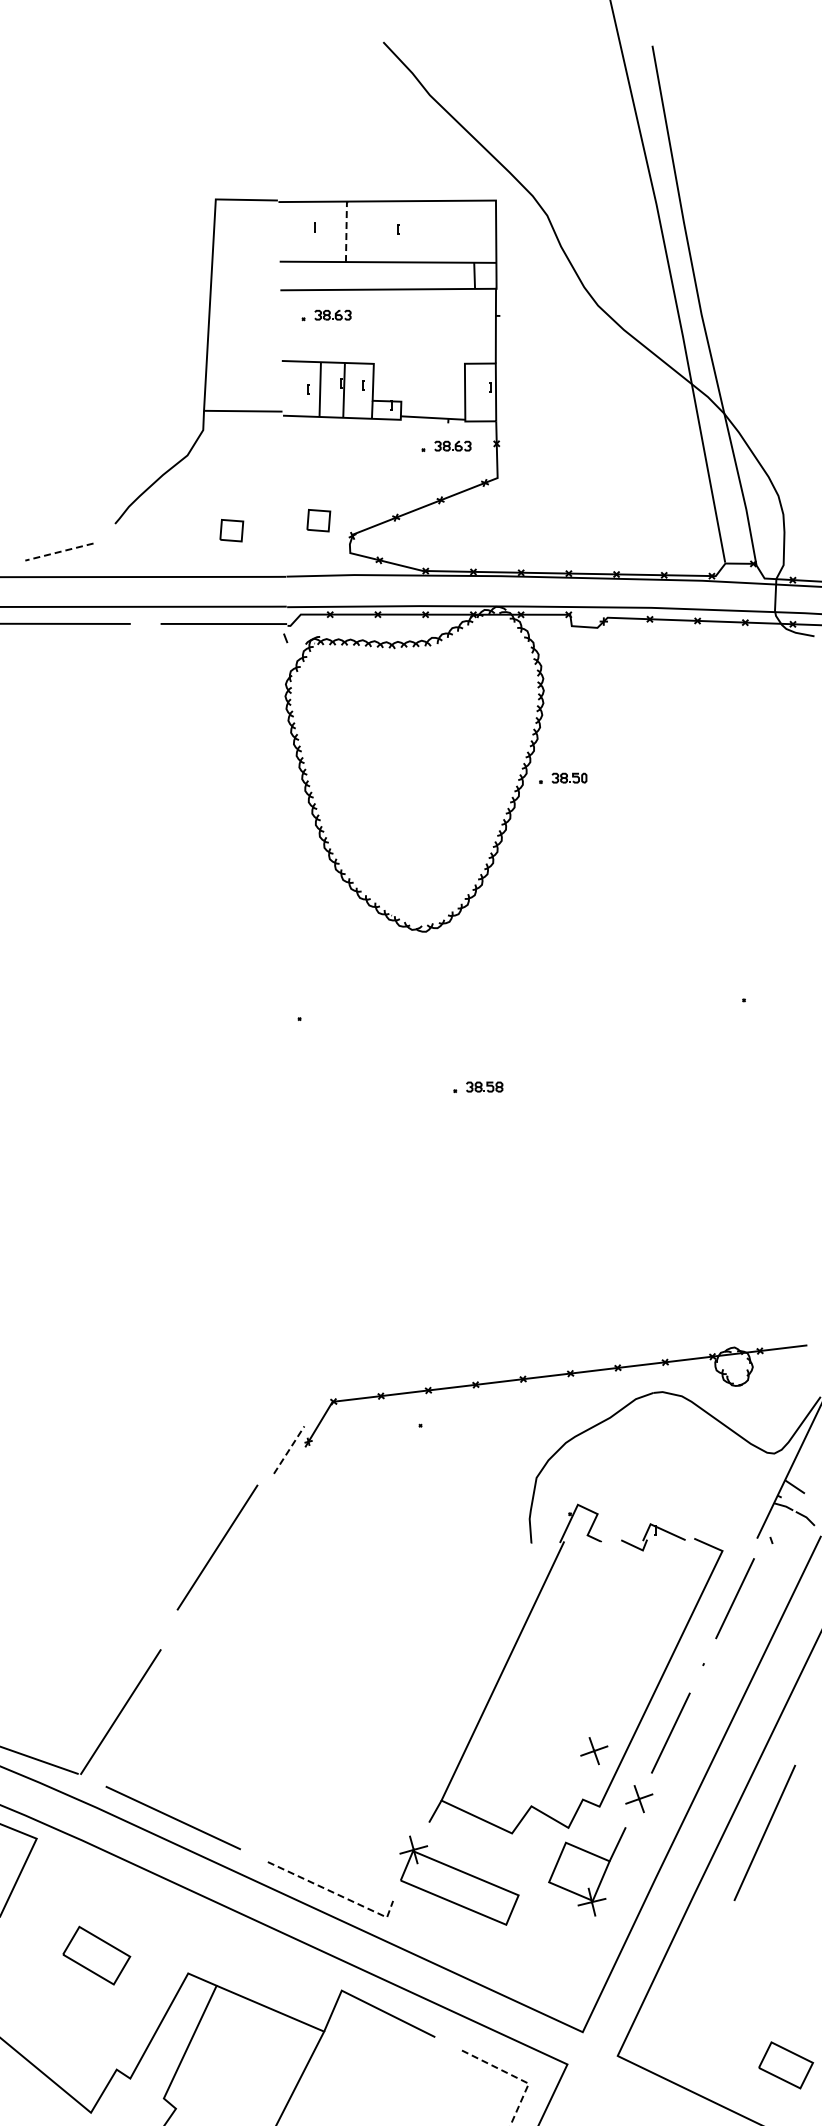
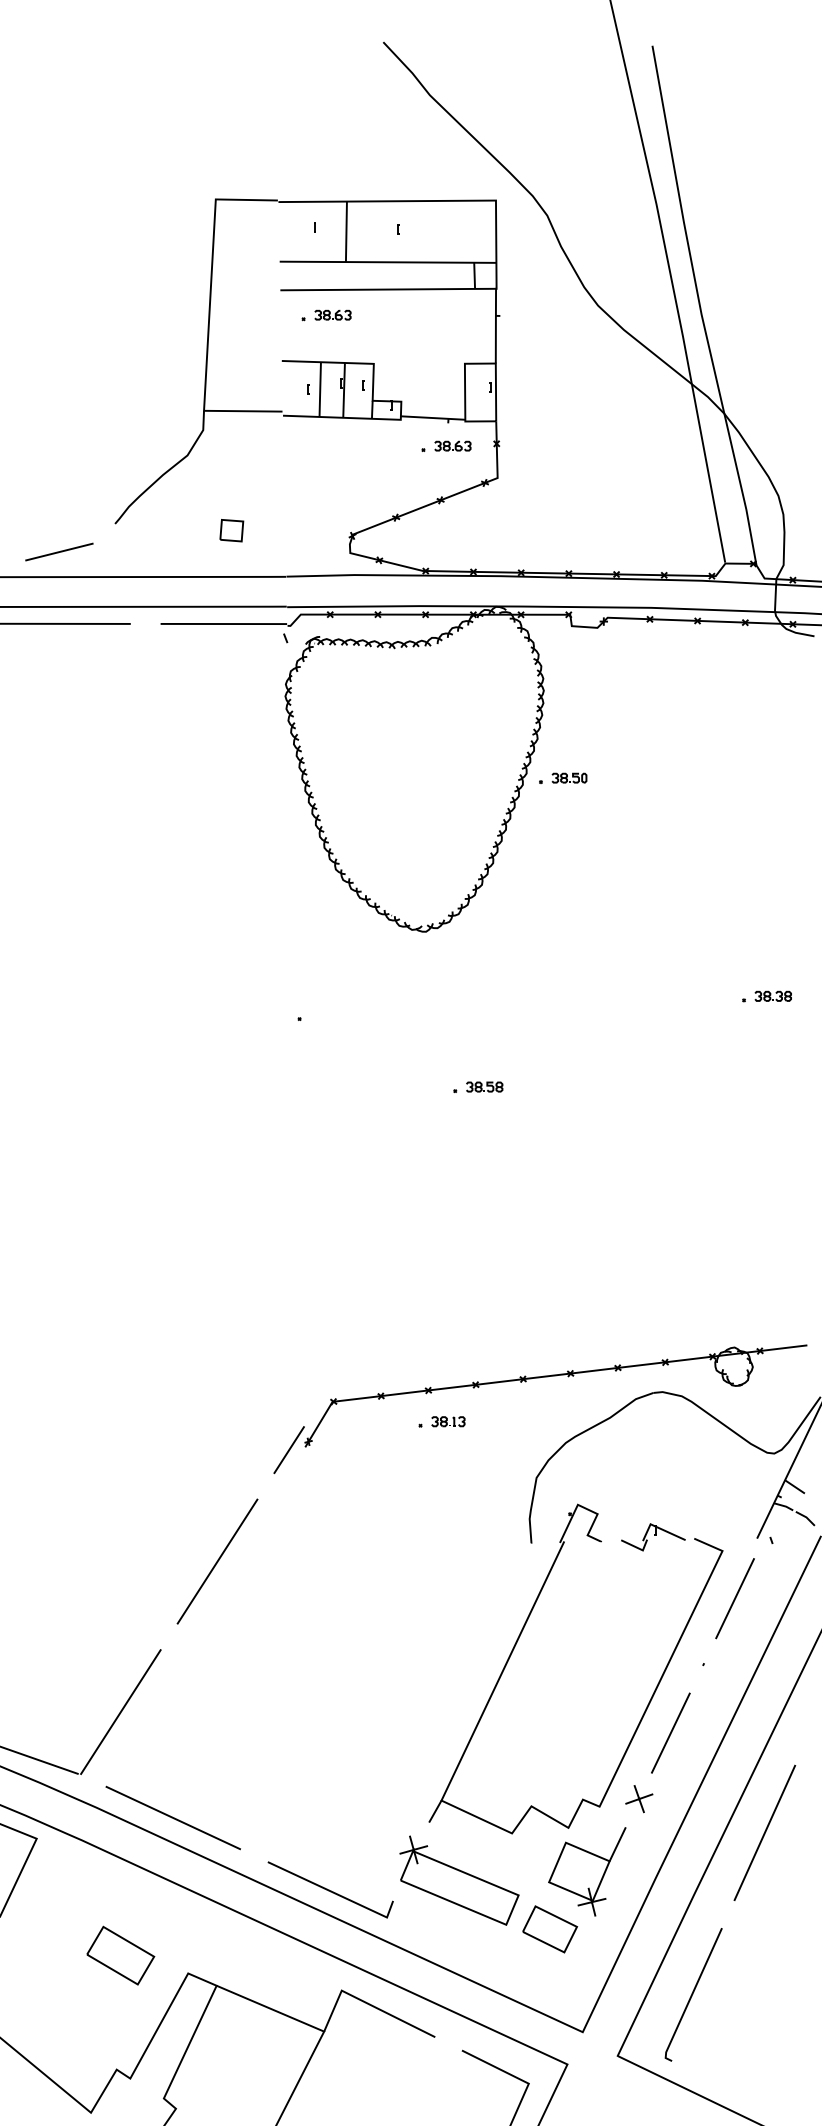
line: dashed -> solid (346, 231)
part: present -> none (318, 520)
line: dashed -> solid (58, 552)
part: none -> present (772, 995)
part: none -> present (448, 1421)
line: dashed -> solid (289, 1449)
line position: (217, 1547) -> (217, 1561) (217, 1561)
part: present -> none (594, 1751)
line: dashed -> solid (336, 1894)
part position: (96, 1955) -> (120, 1955) (120, 1955)
line: none -> present (693, 1994)
part position: (786, 2065) -> (550, 1929) (550, 1929)
line: dashed -> solid (516, 2077)
